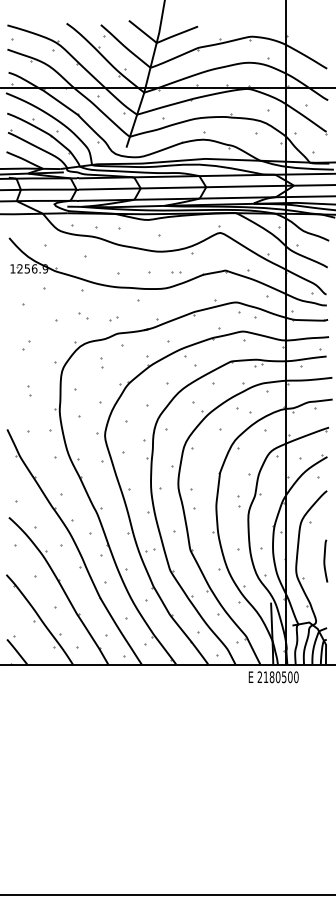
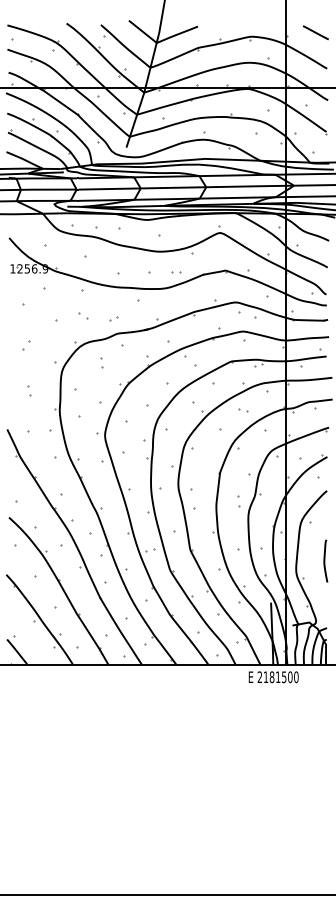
line: none -> present (315, 32)
part size: 16x7 px -> 11x5 px (243, 410)
text: 2180500 -> 2181500 (277, 677)
